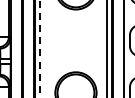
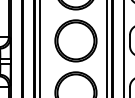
part: none -> present (75, 40)
line: dashed -> solid (40, 49)
